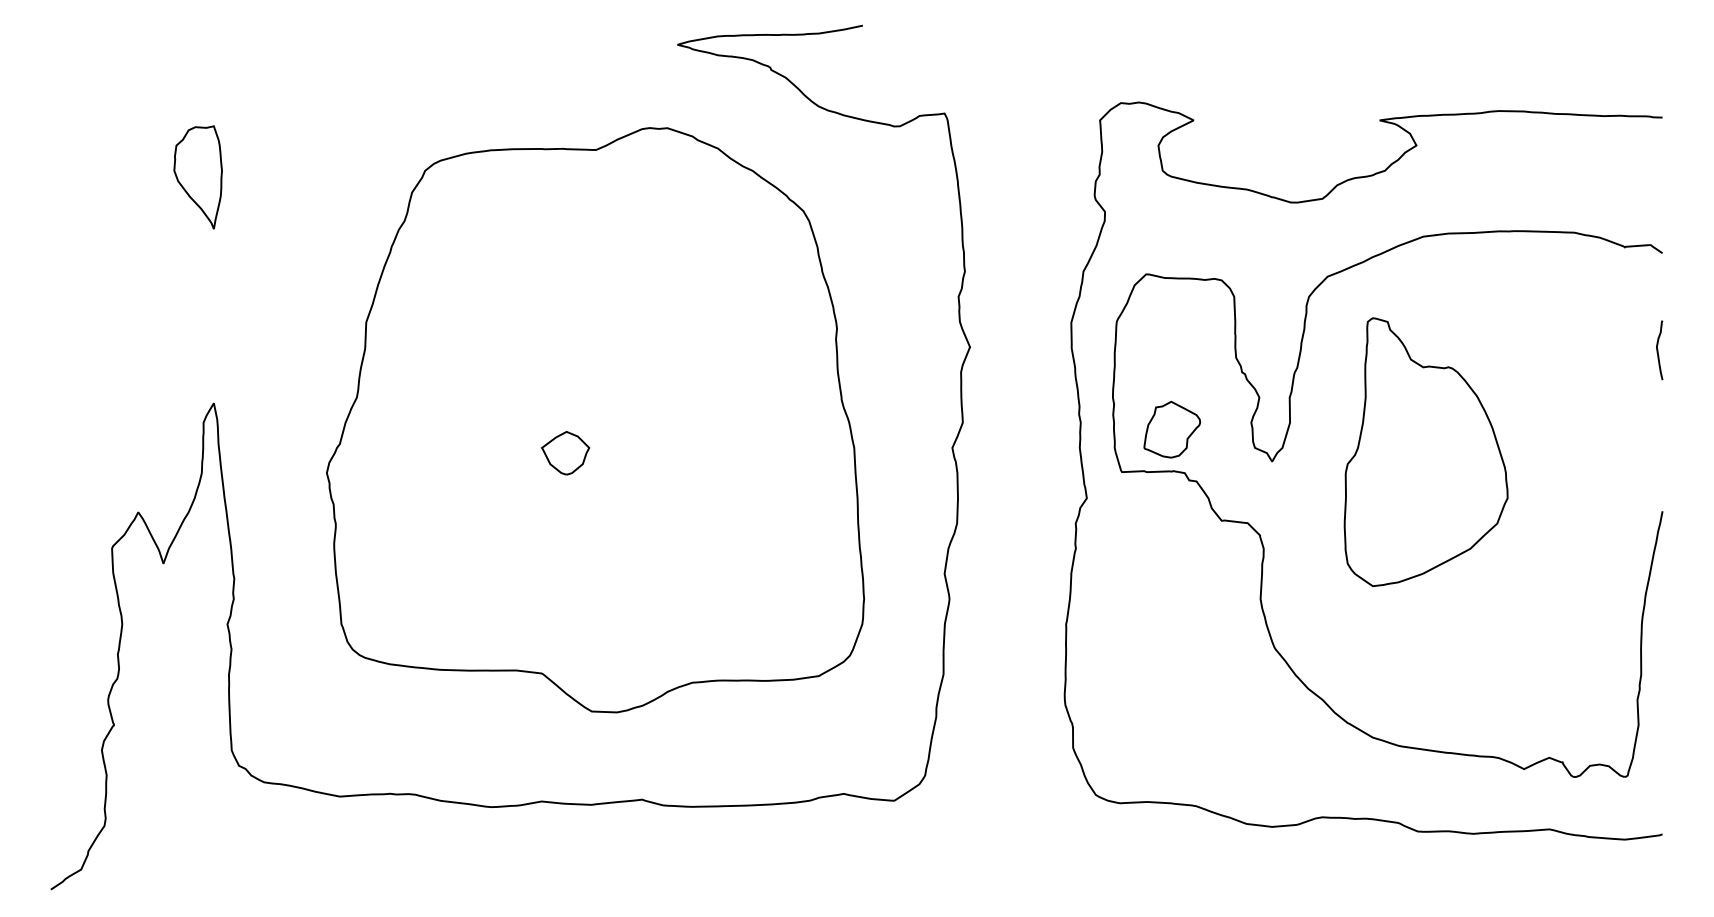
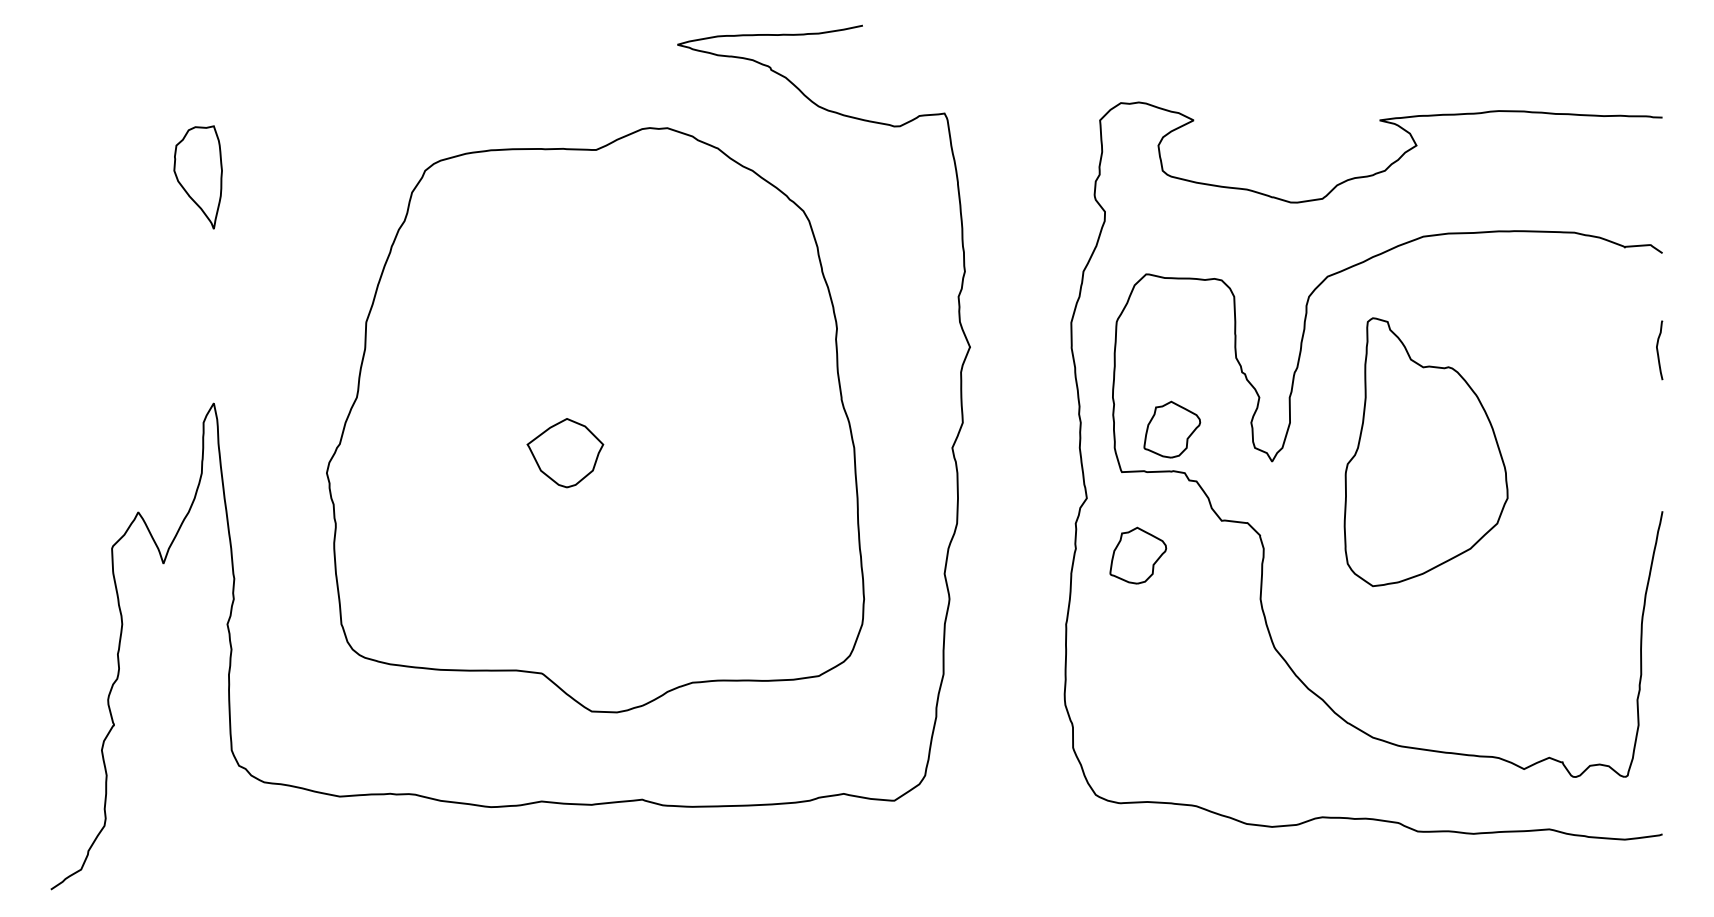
part size: 50x45 px -> 79x71 px (565, 453)
part: none -> present (1138, 555)
